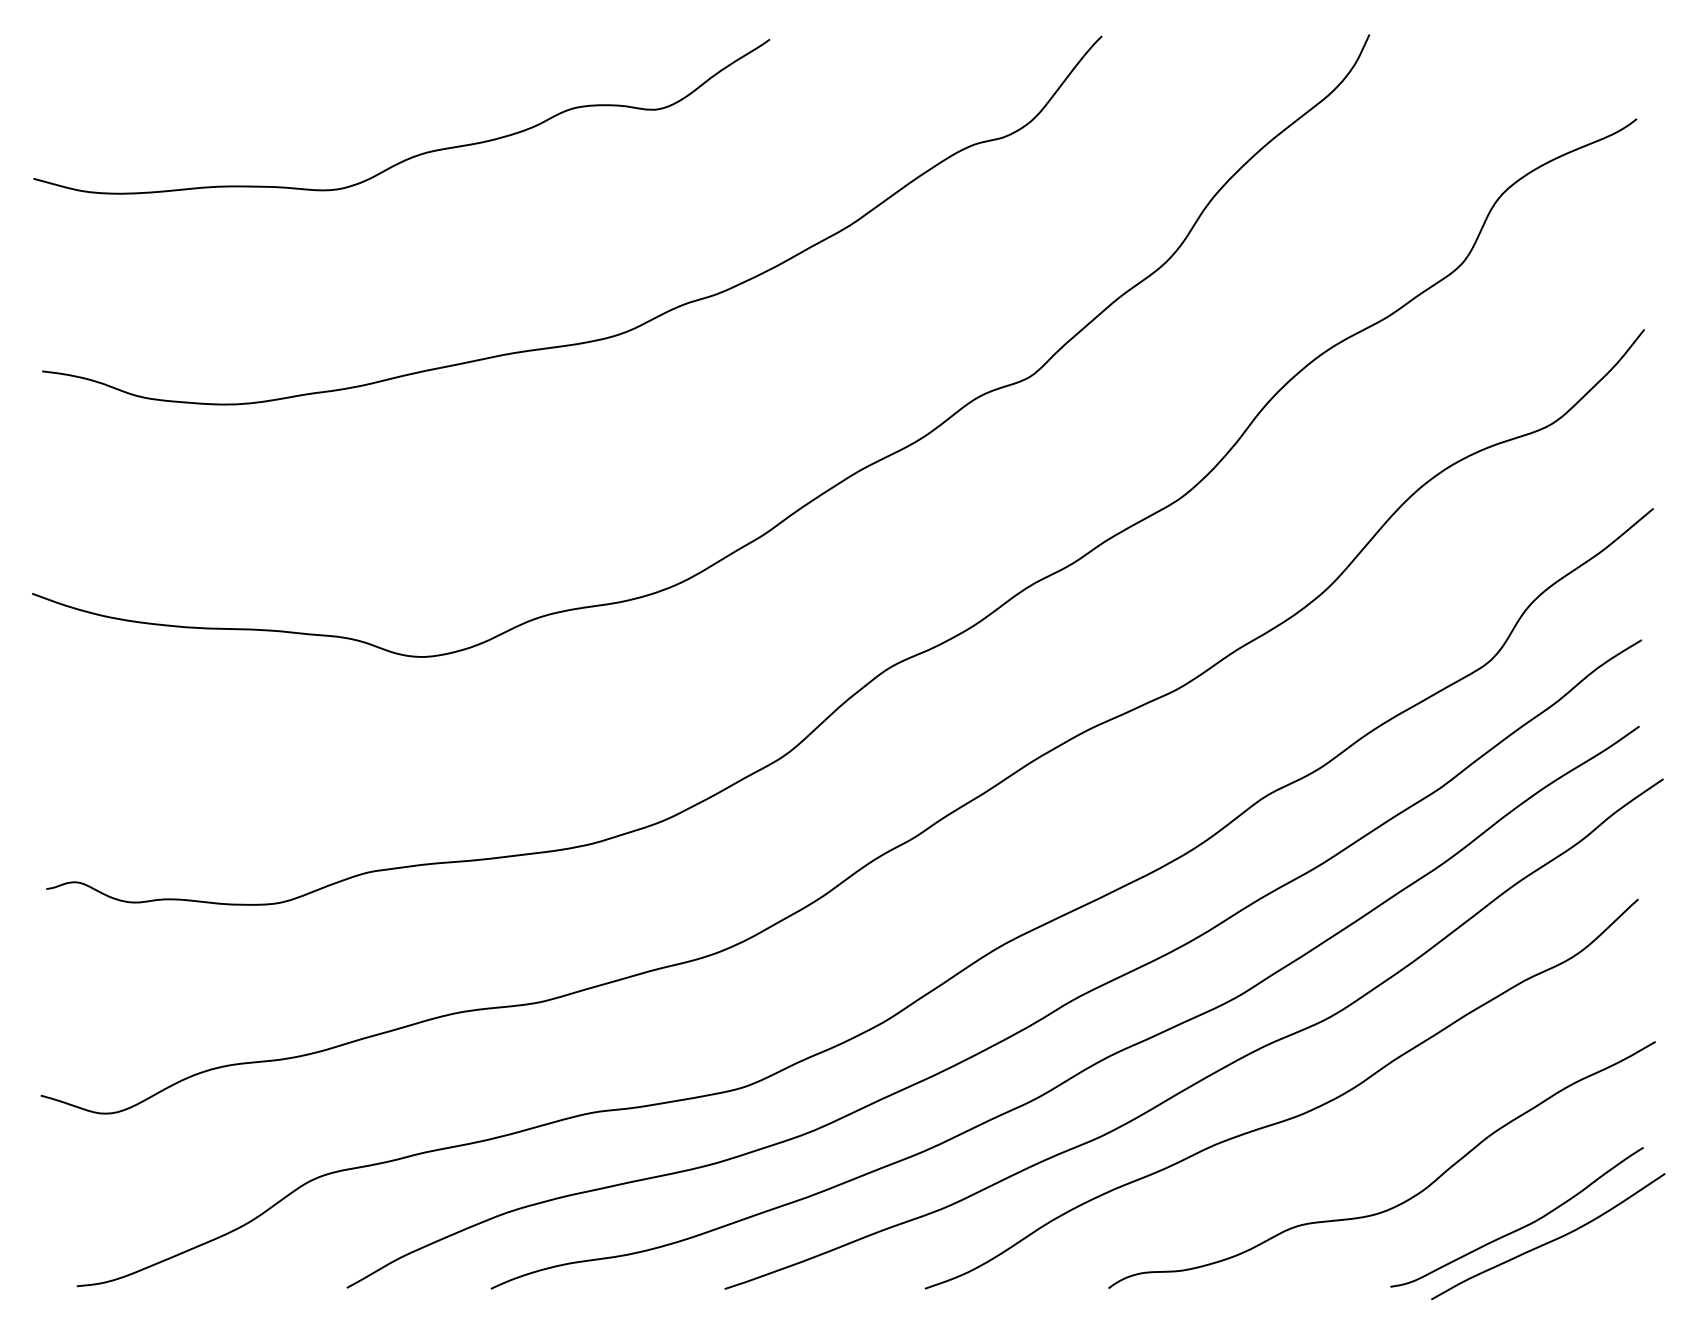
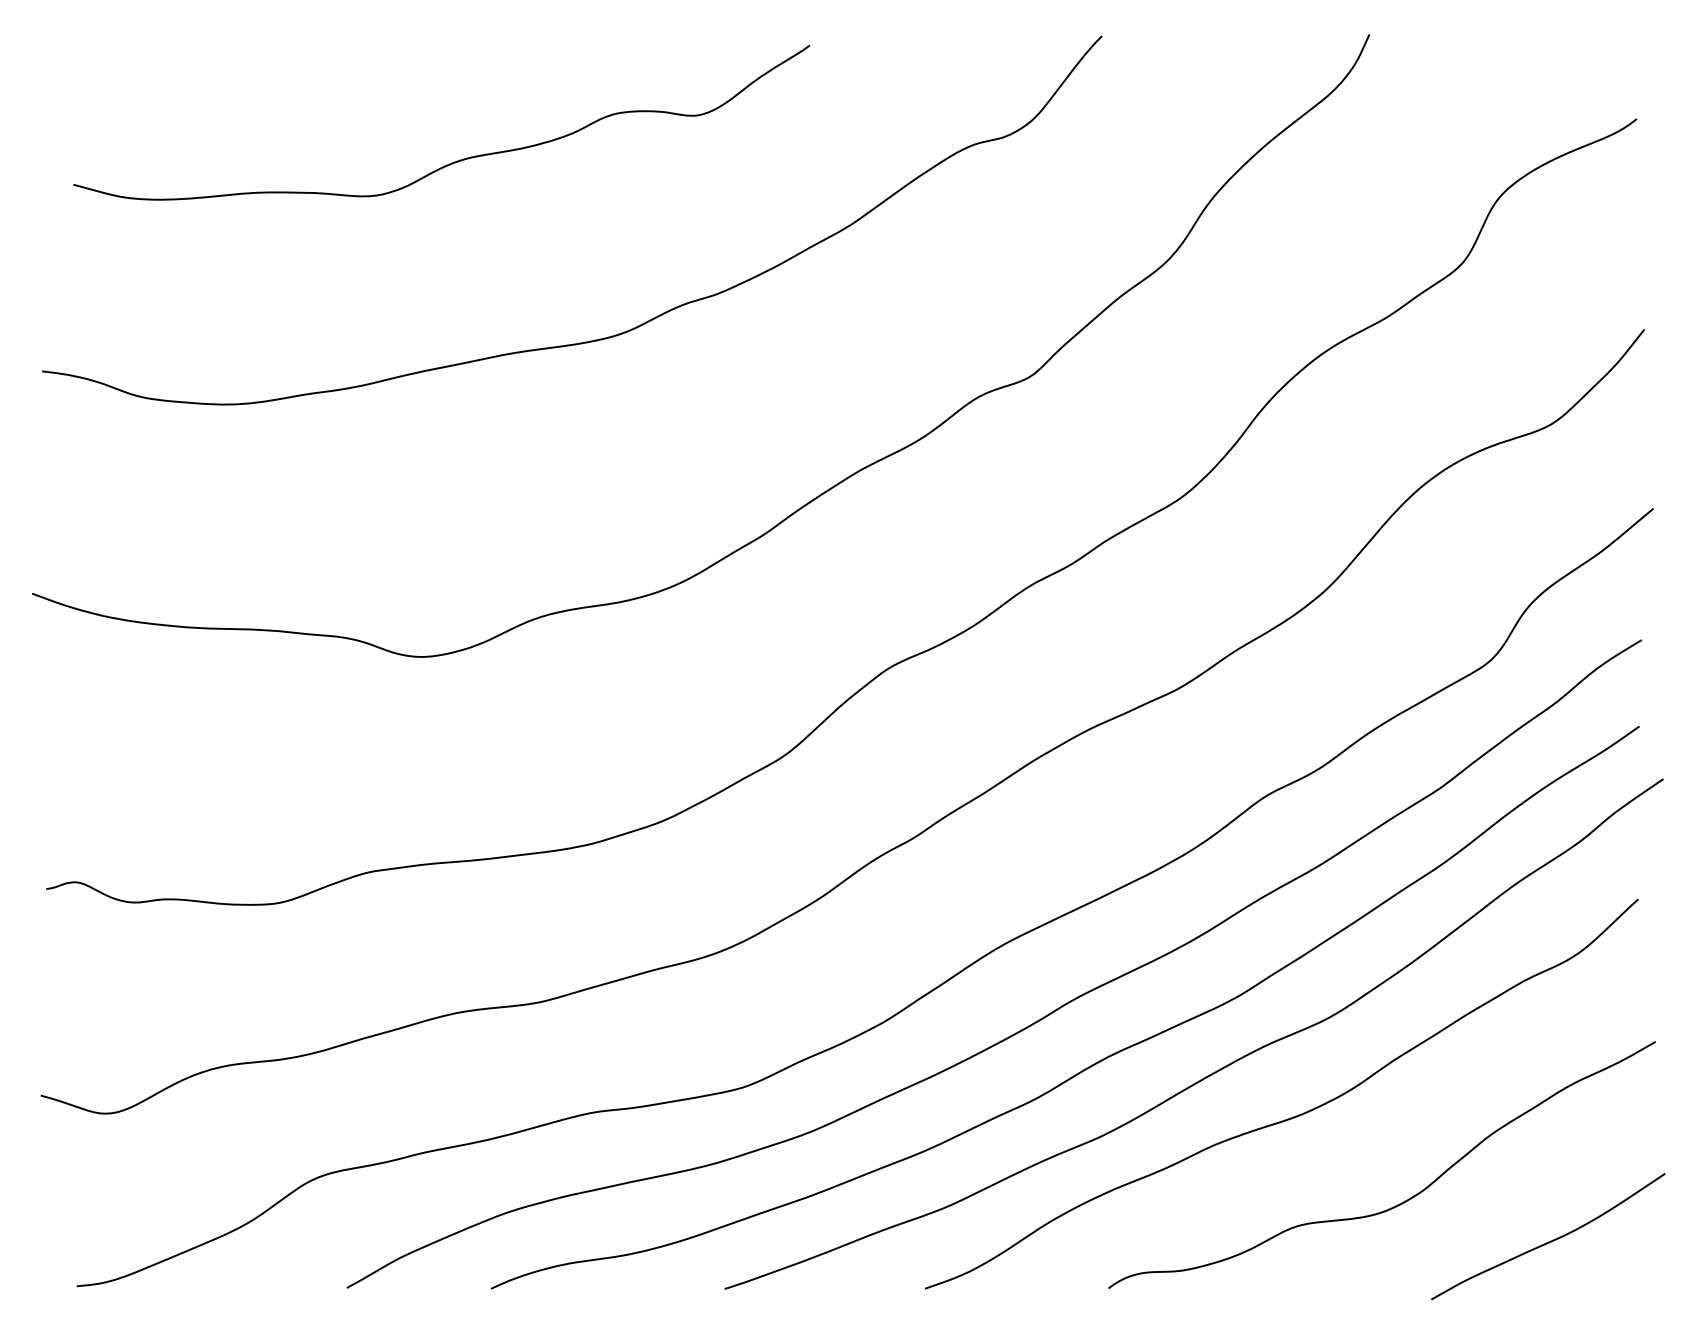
curve position: (414, 155) -> (454, 161) (454, 161)
curve: present -> none (1520, 1227)
